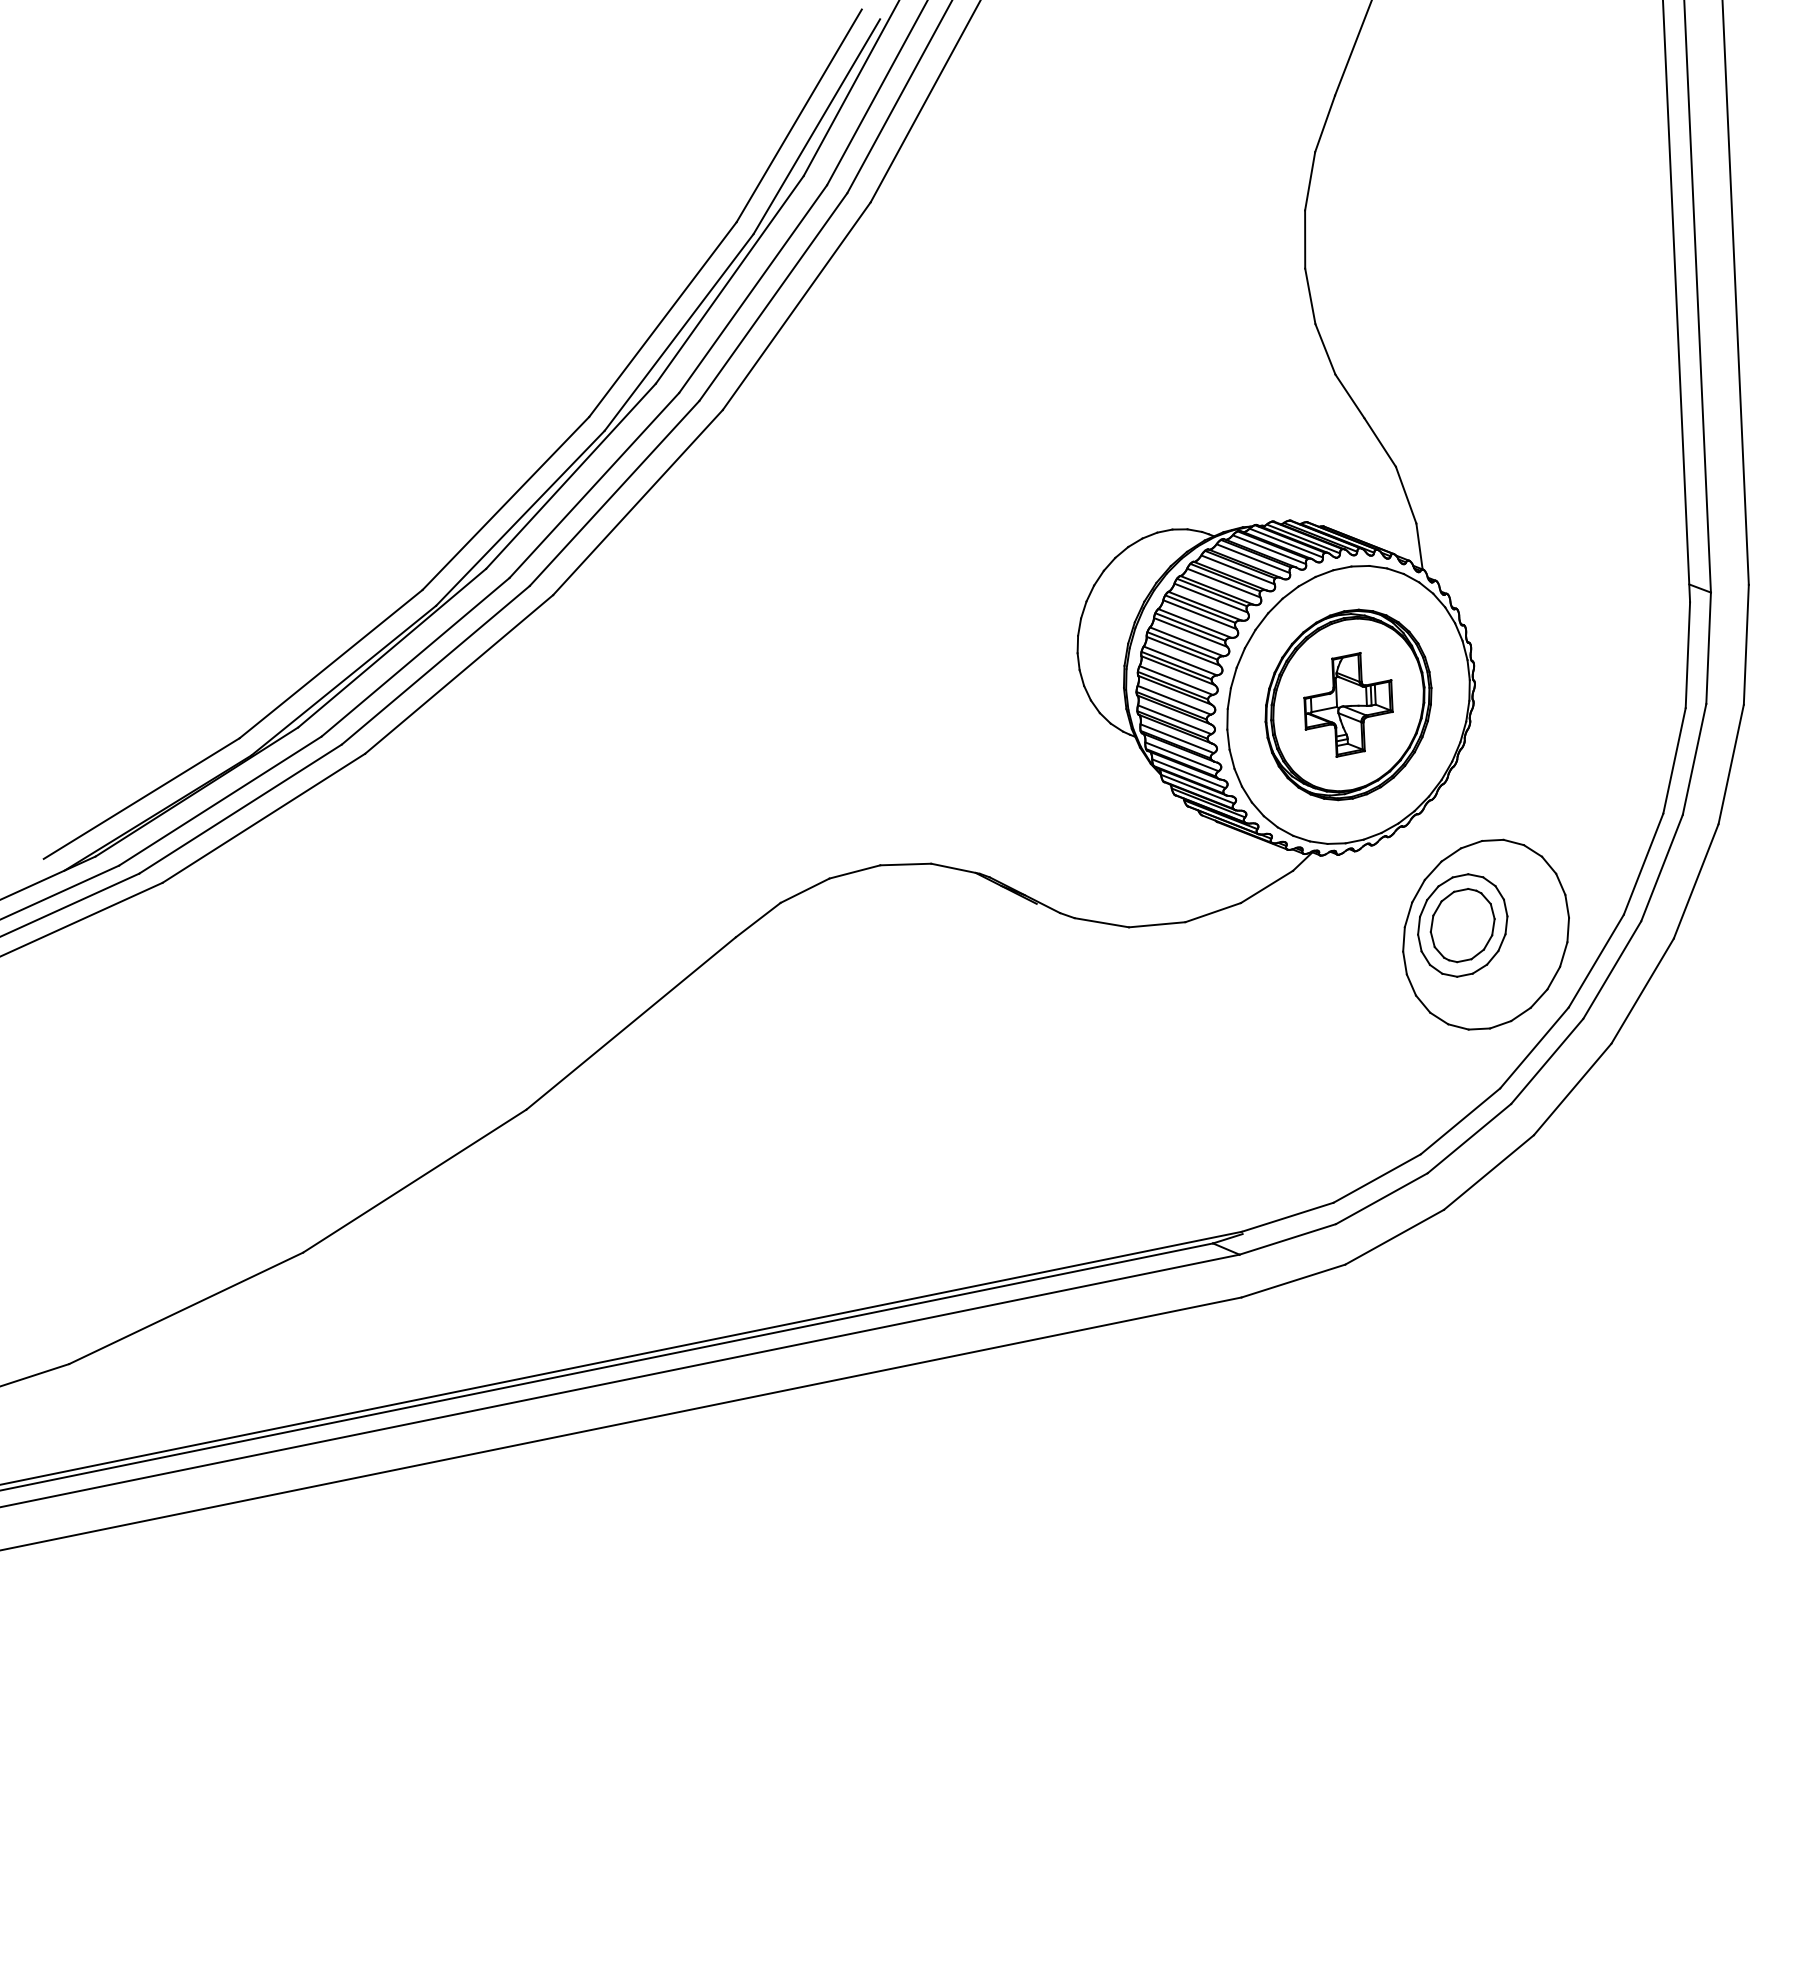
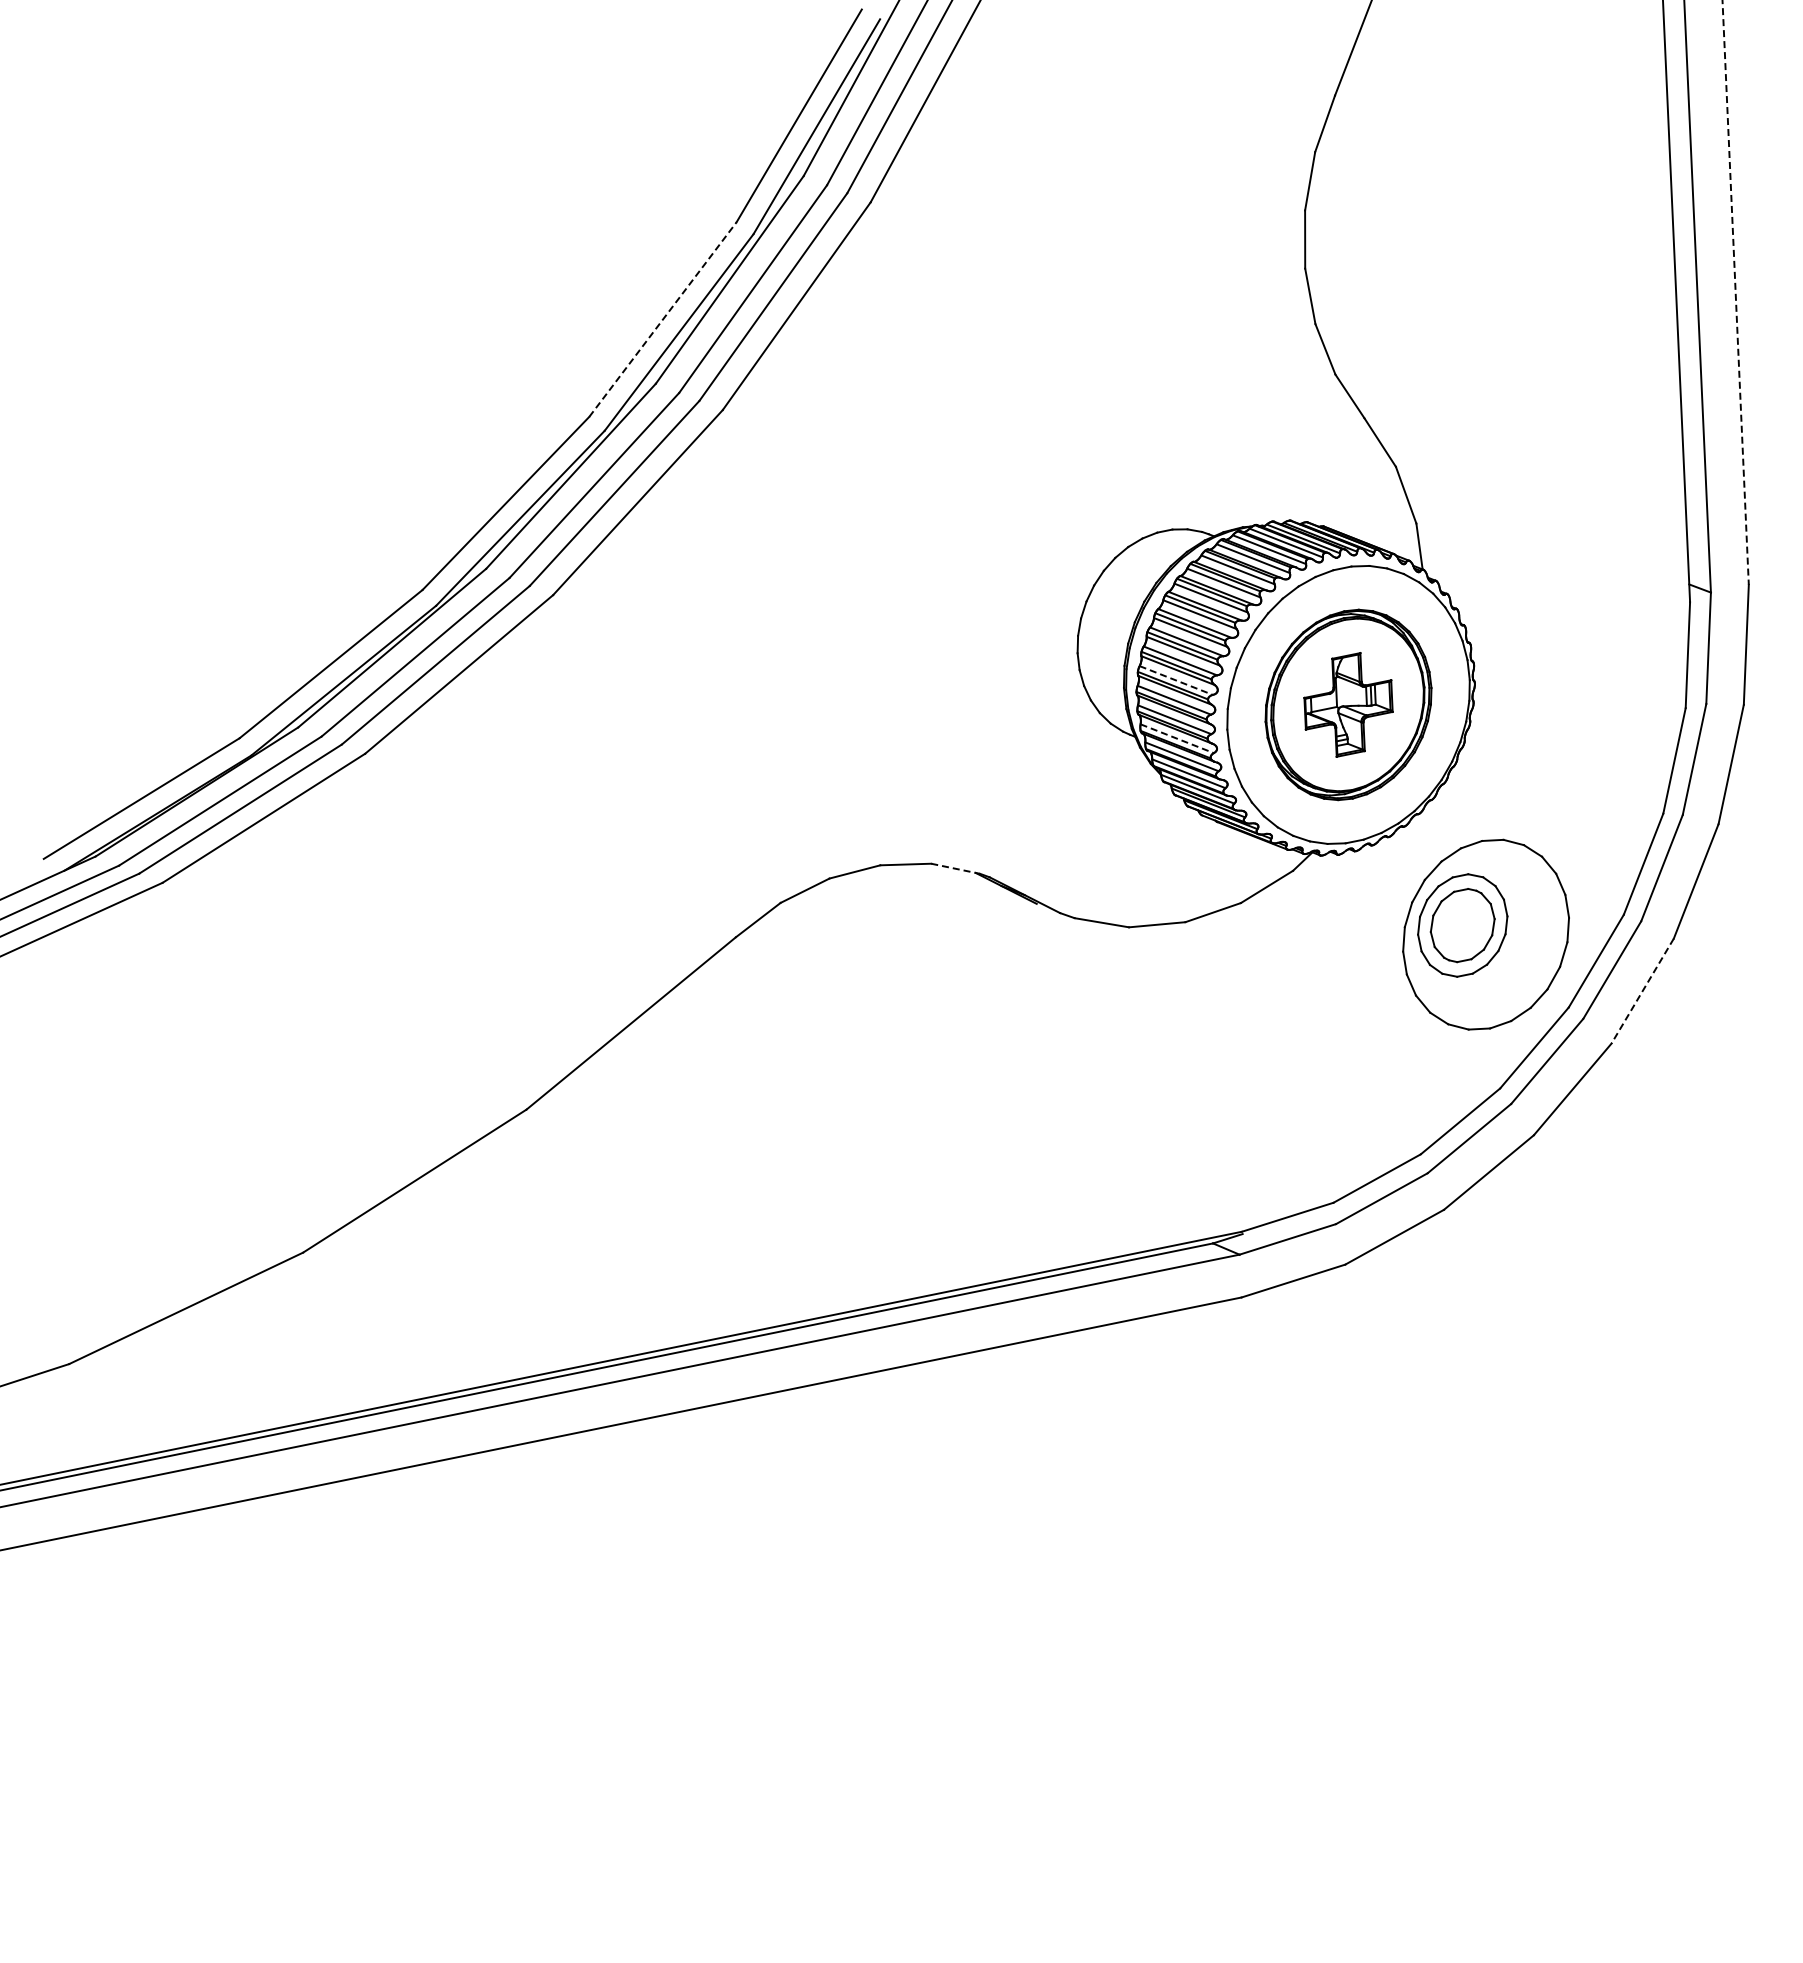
line: solid -> dashed (1735, 293)
line: solid -> dashed (663, 319)
line: solid -> dashed (1176, 680)
line: solid -> dashed (1177, 738)
line: solid -> dashed (955, 868)
line: solid -> dashed (1642, 991)
